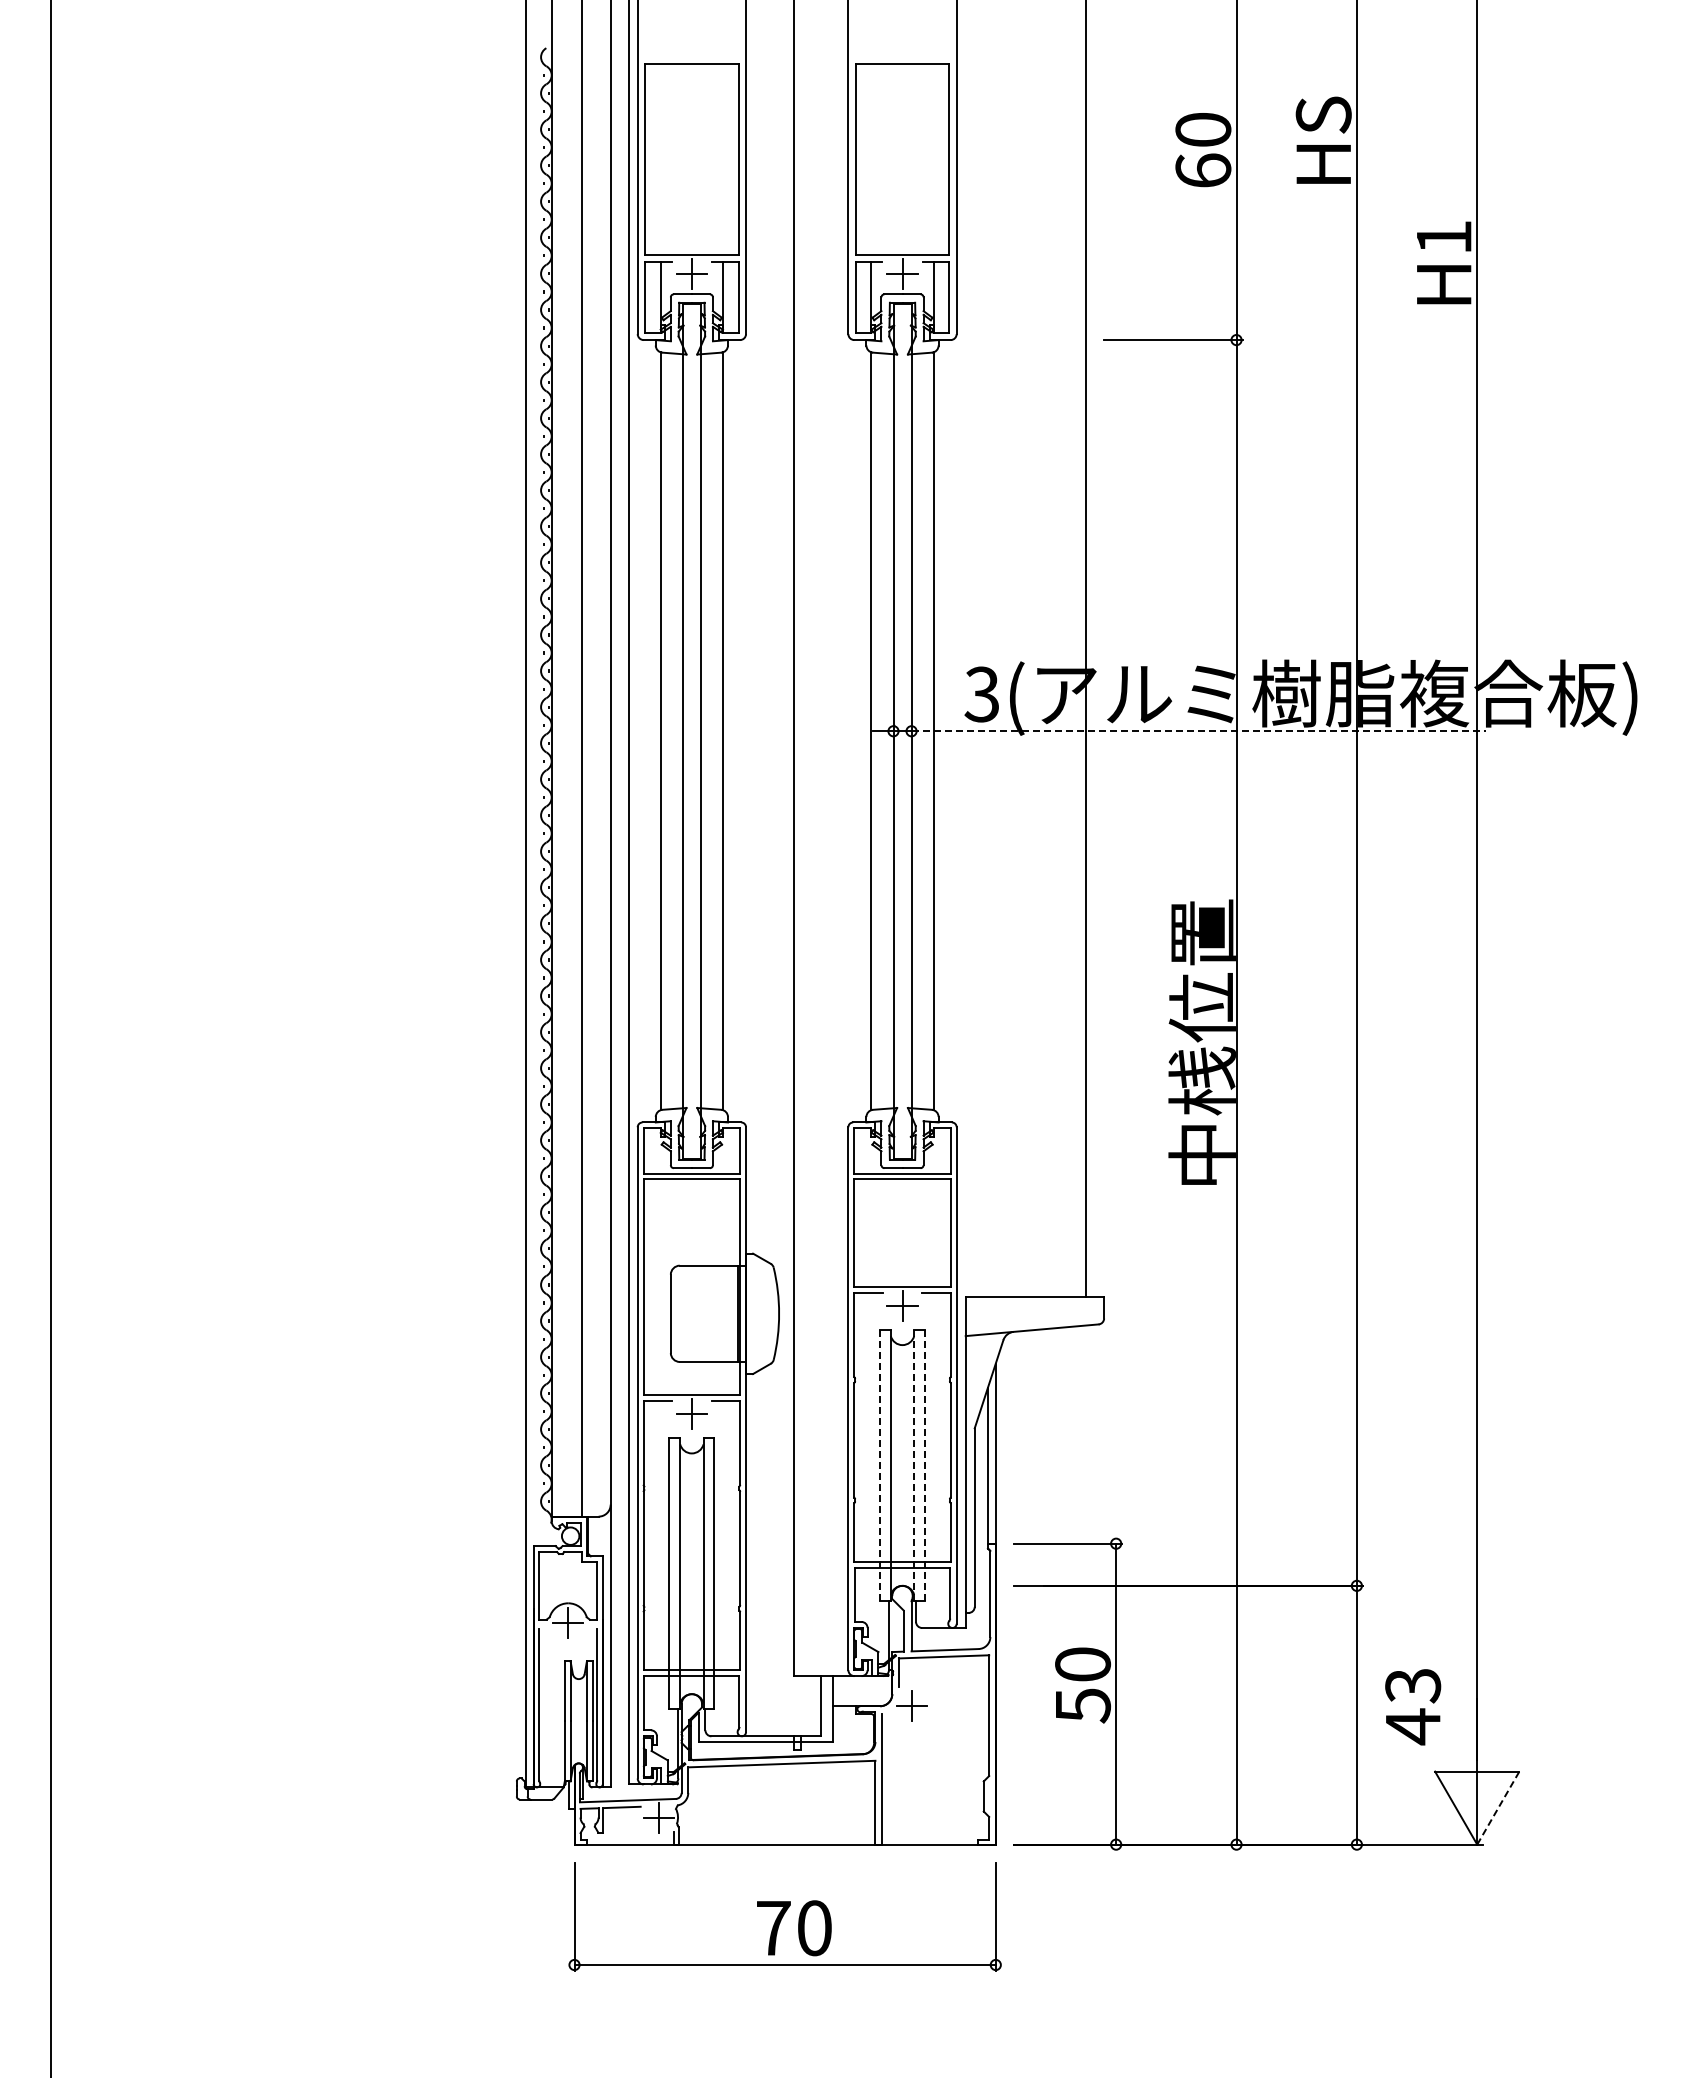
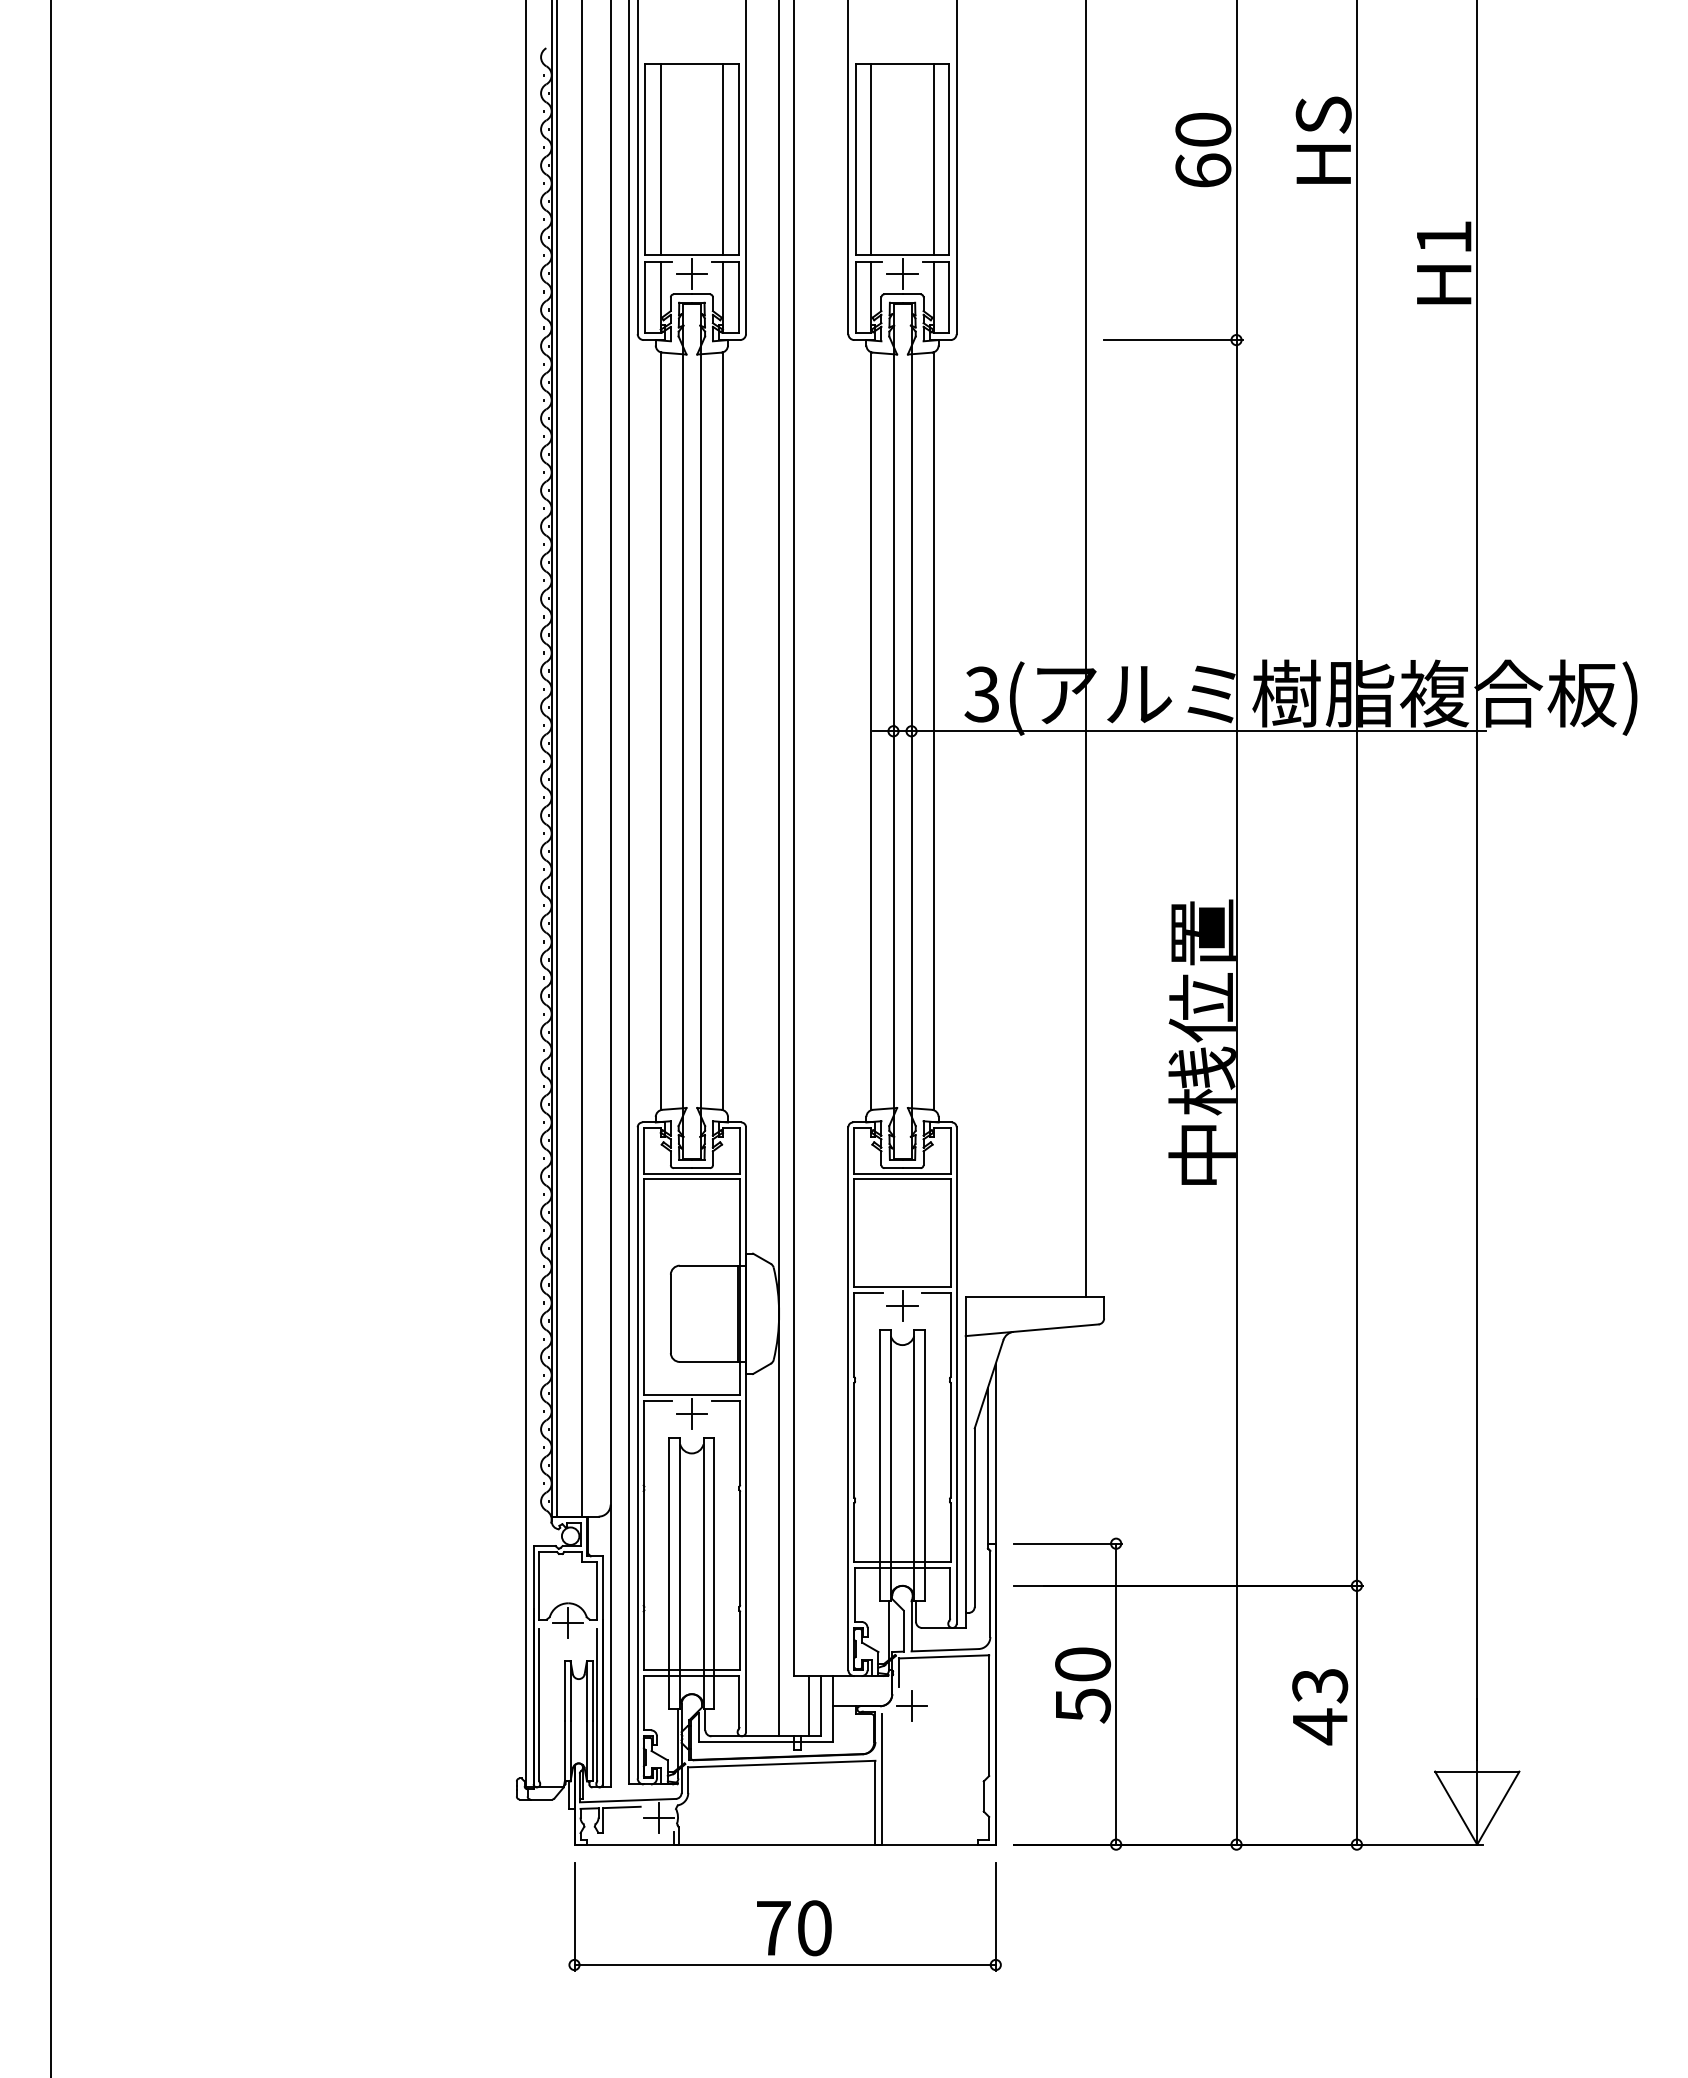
line: none -> present (660, 159)
line: none -> present (723, 159)
line: none -> present (871, 159)
line: none -> present (933, 159)
line: dashed -> solid (1199, 731)
line: none -> present (556, 759)
line: none -> present (779, 869)
line: dashed -> solid (925, 1464)
line: dashed -> solid (879, 1465)
line: dashed -> solid (914, 1465)
line: none -> present (808, 1706)
text position: (1413, 1707) -> (1320, 1707) (1320, 1707)
line: dashed -> solid (1498, 1807)
